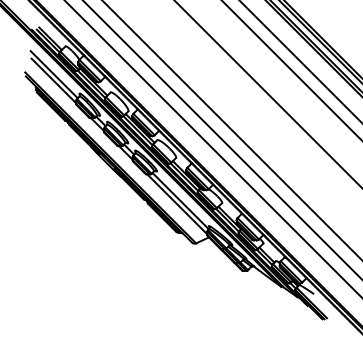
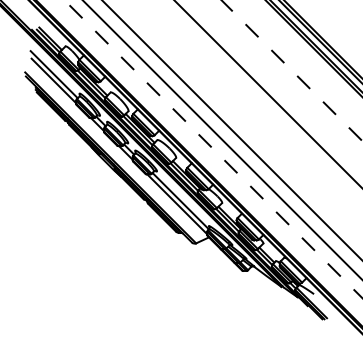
line: present -> none (300, 61)
line: solid -> dashed (292, 71)
line: solid -> dashed (213, 149)
